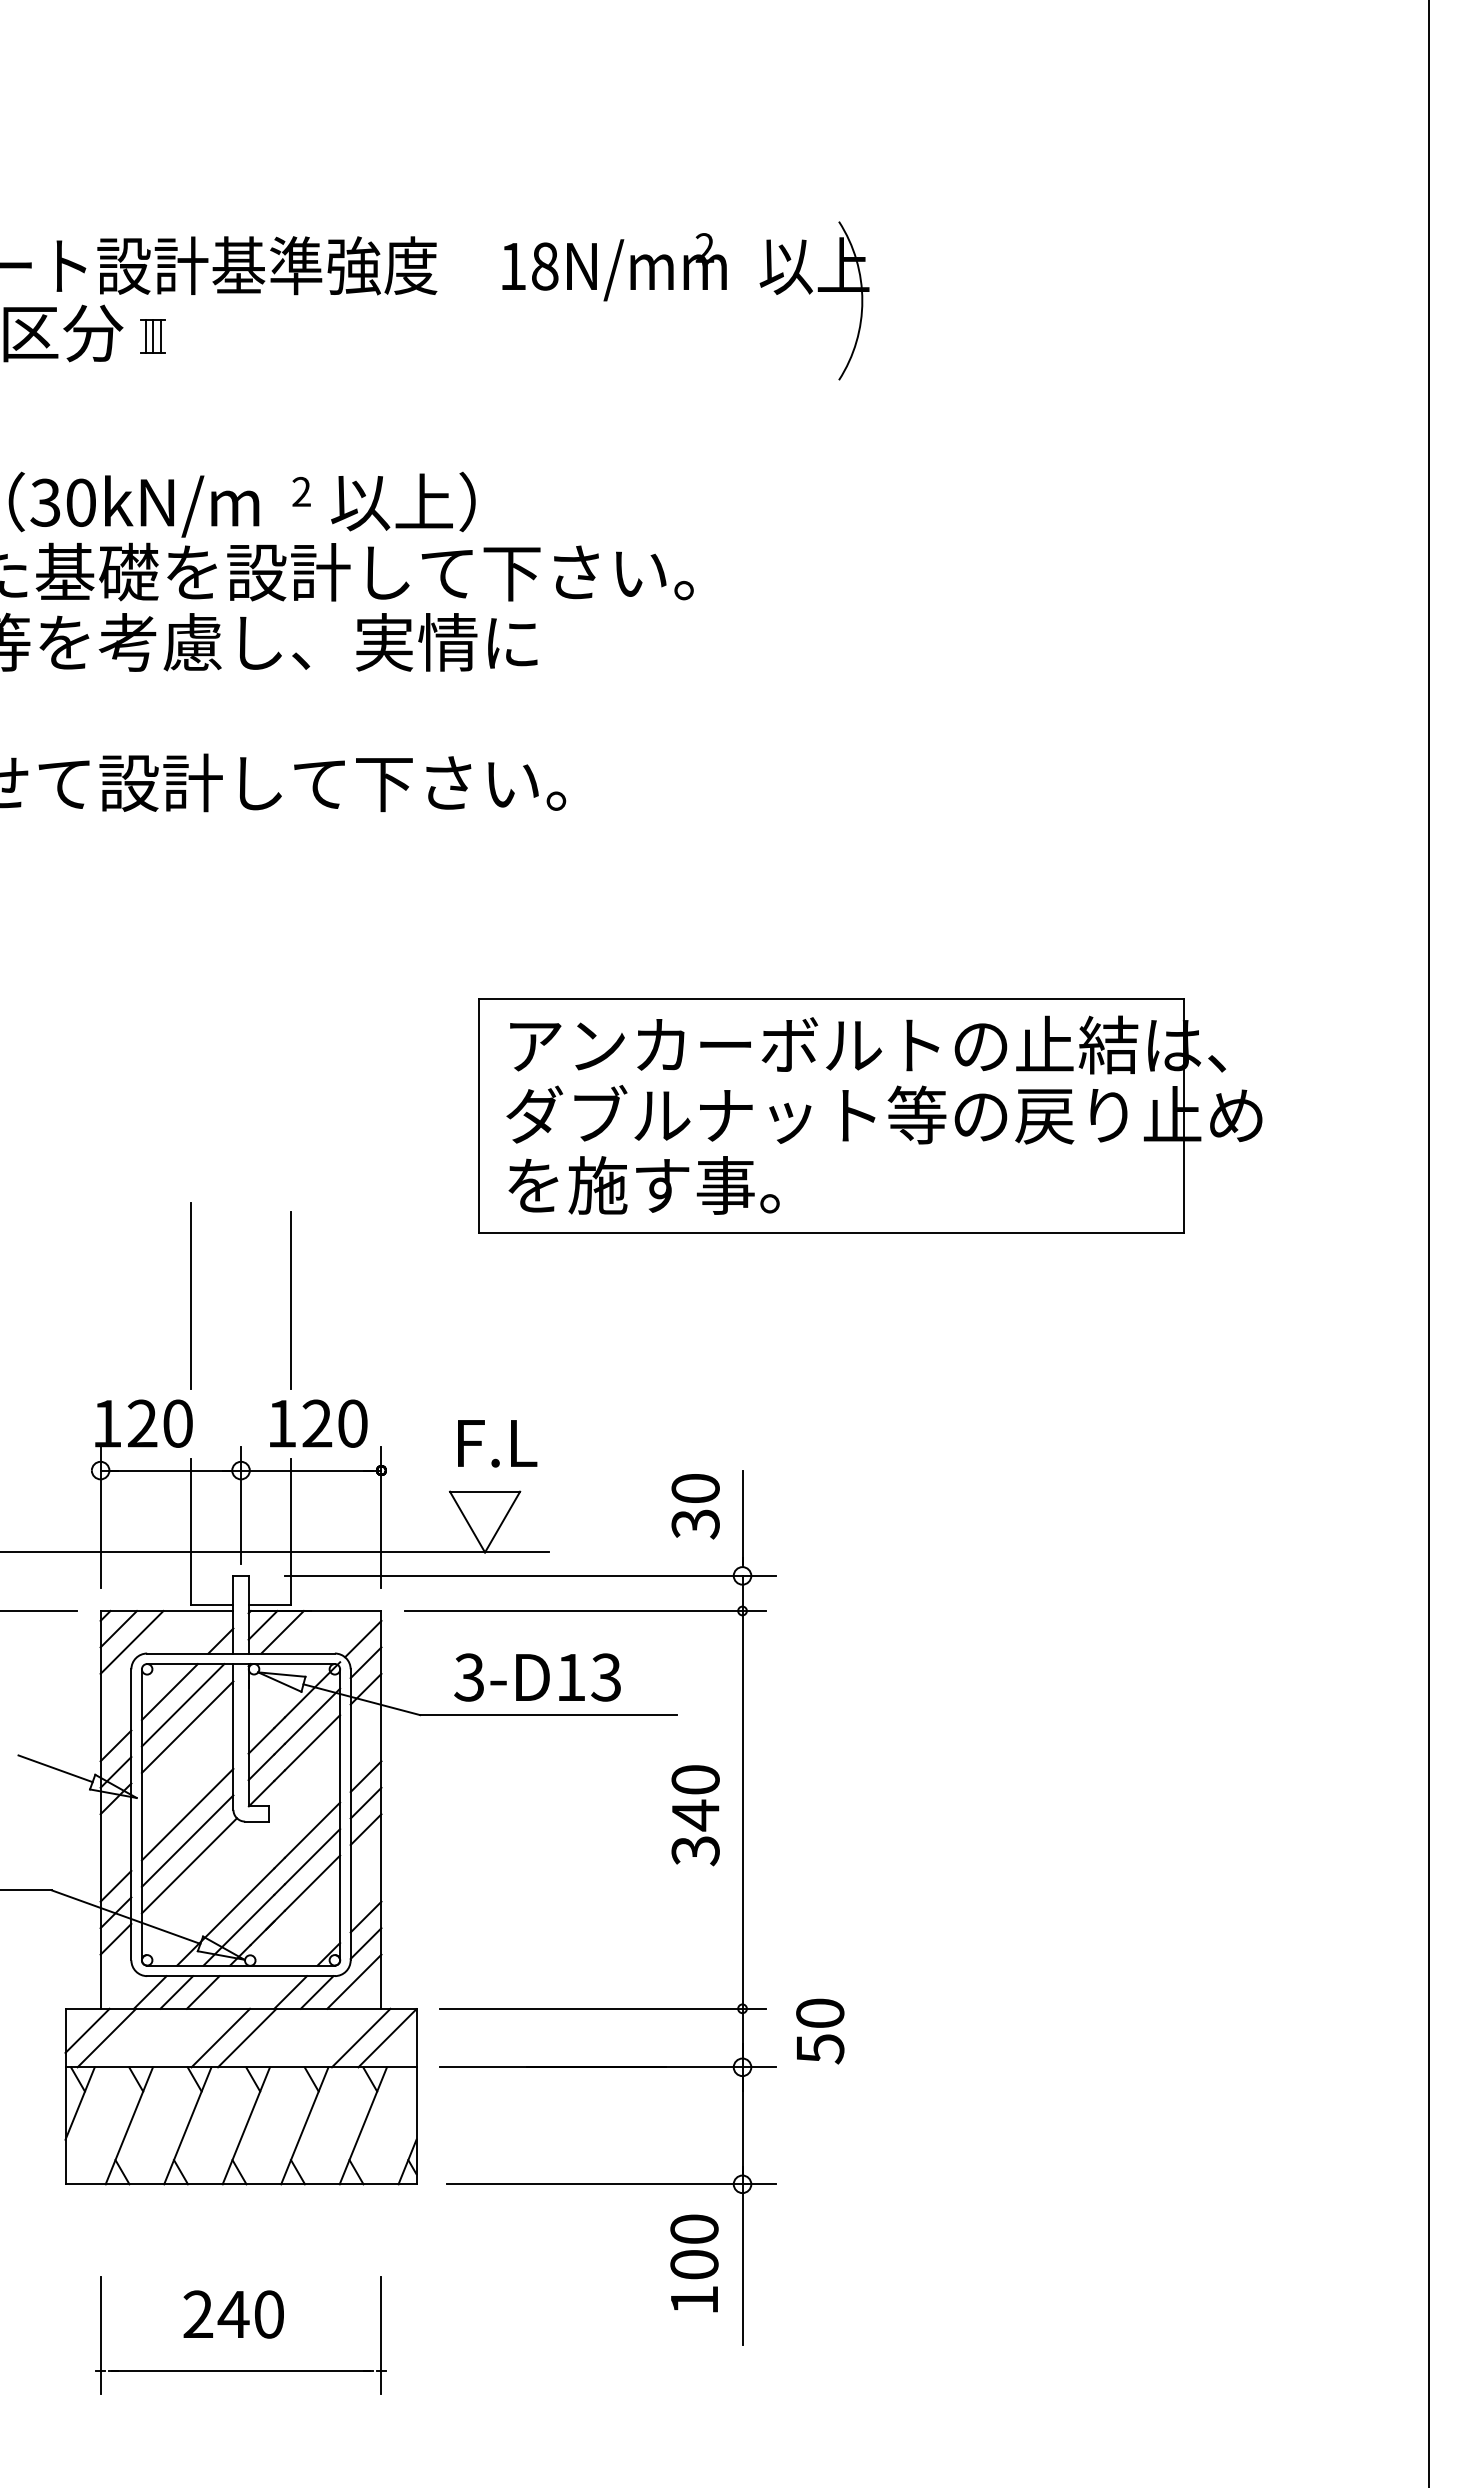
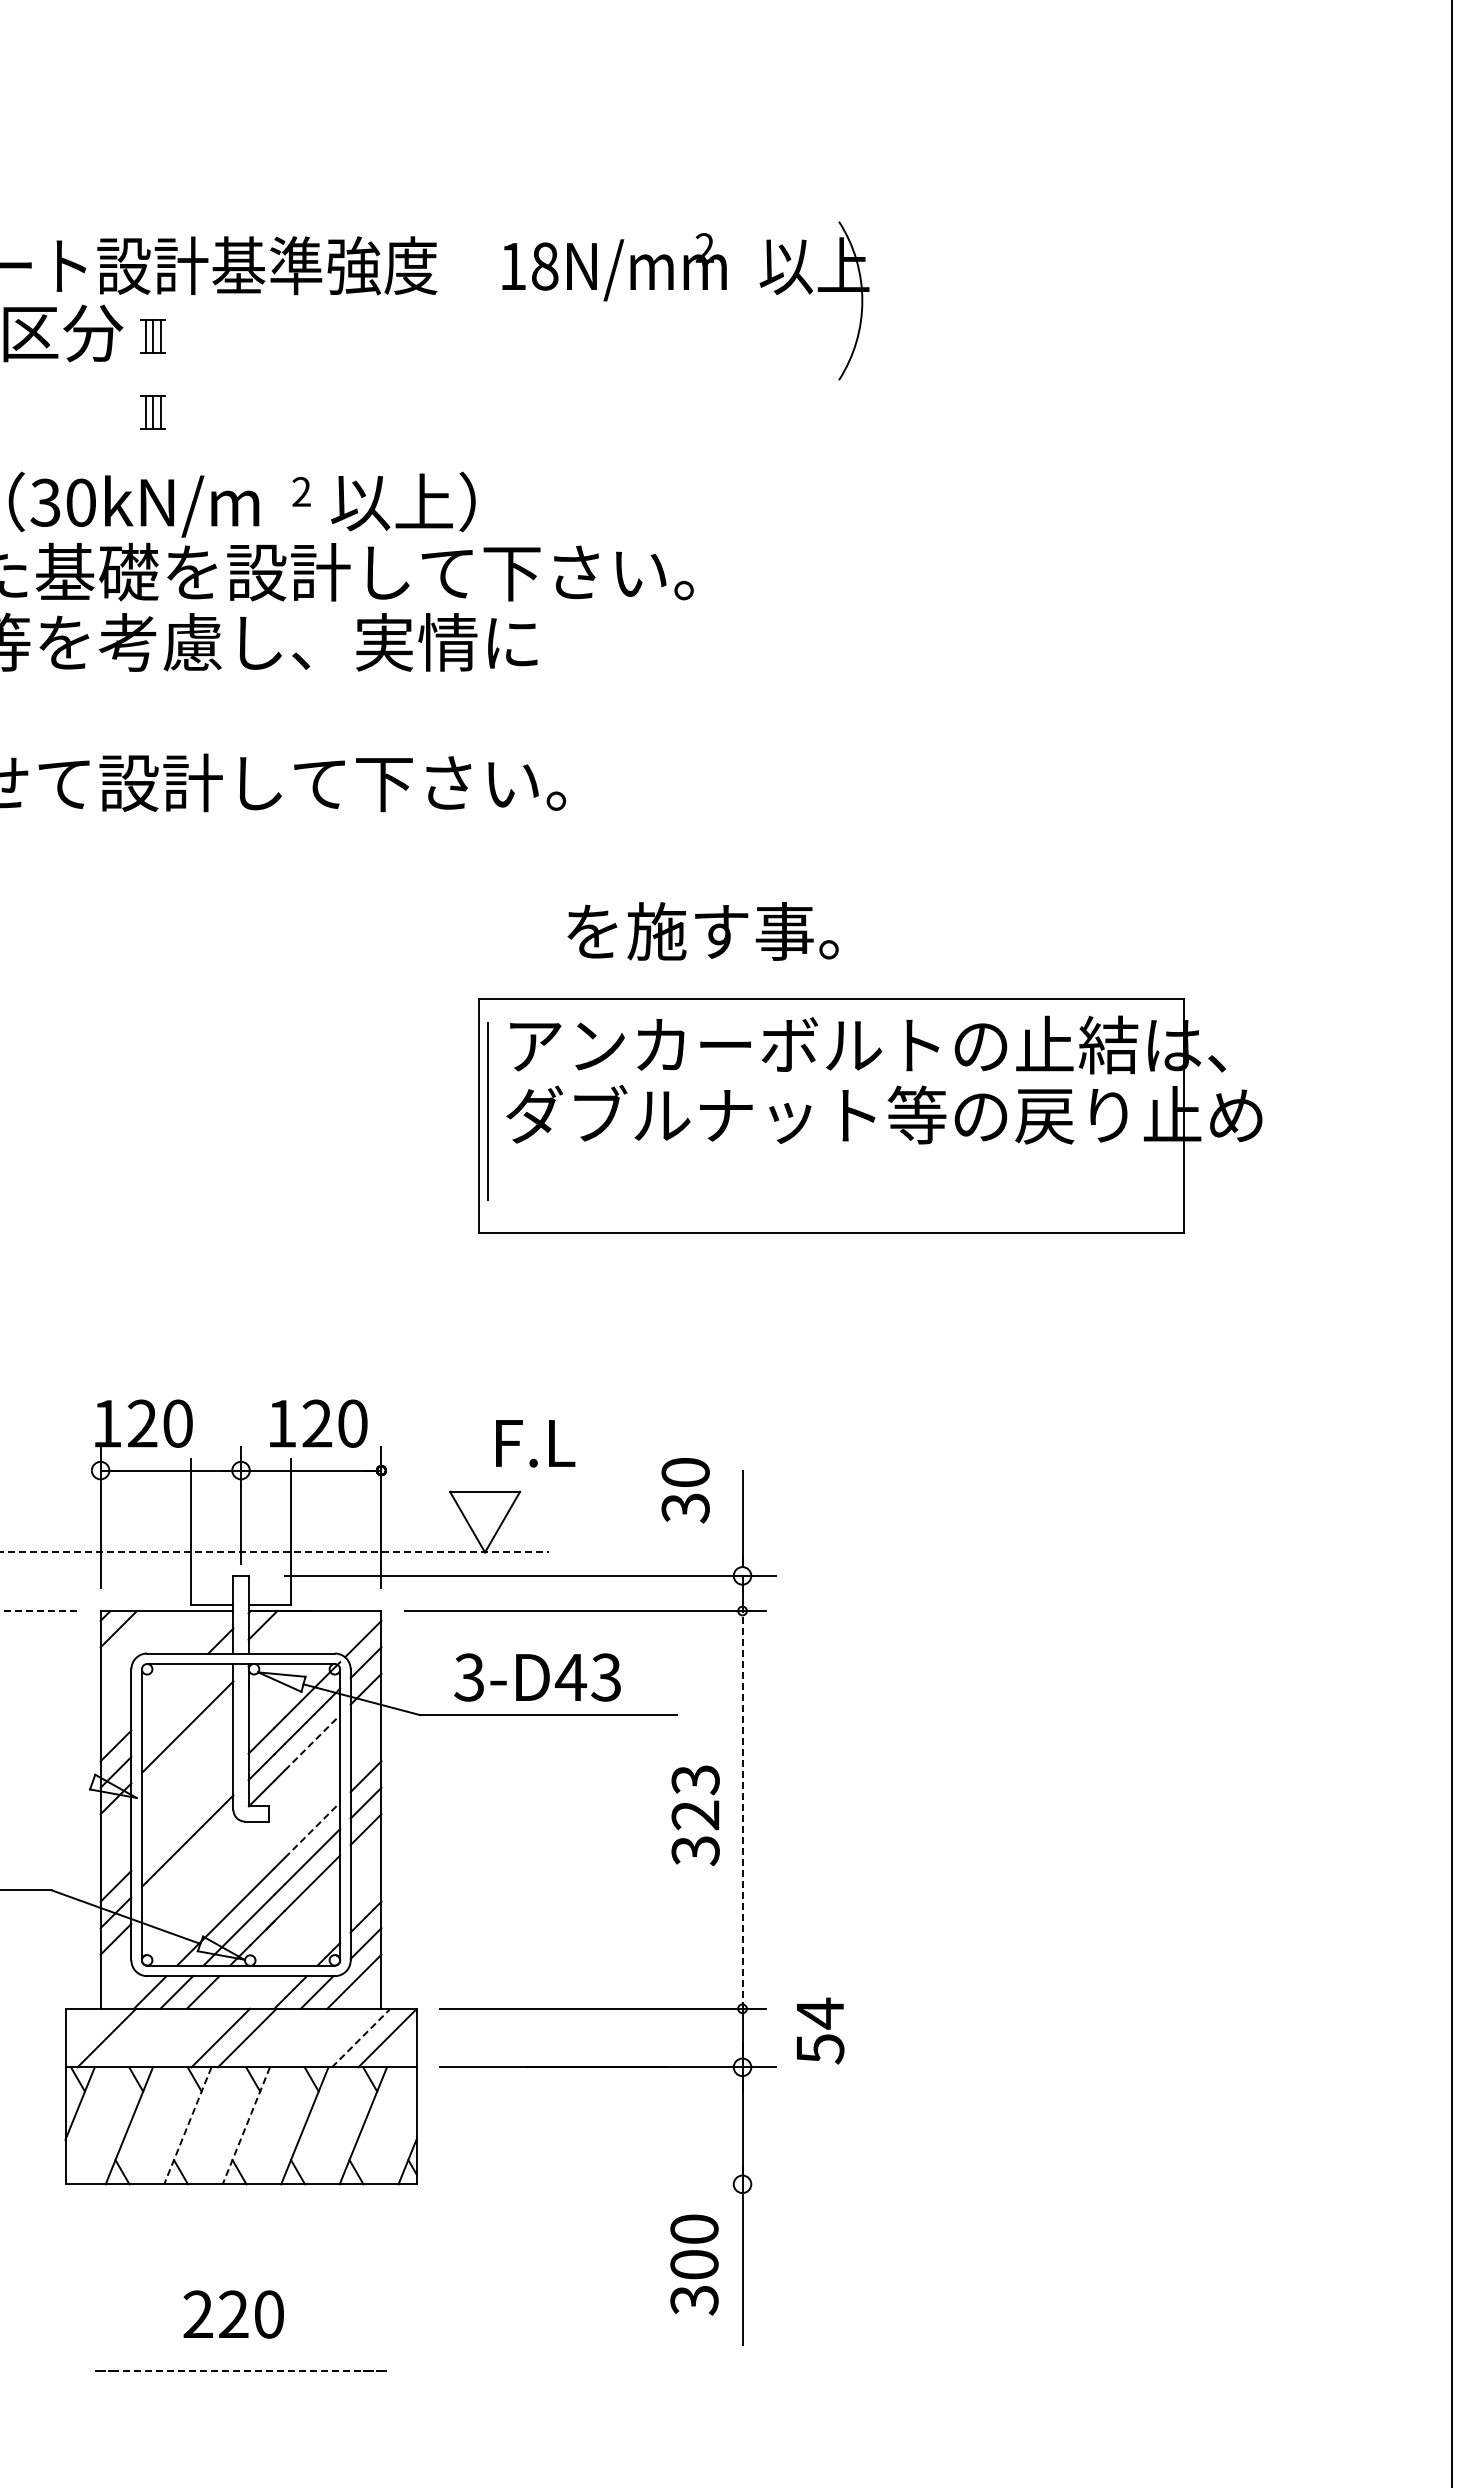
part: none -> present (152, 412)
text position: (643, 1185) -> (702, 931) (702, 931)
line position: (1428, 1243) -> (1451, 1243) (1451, 1243)
line: present -> none (190, 1295)
line position: (290, 1300) -> (487, 1111) (487, 1111)
text position: (497, 1443) -> (535, 1443) (535, 1443)
text position: (695, 1506) -> (685, 1490) (685, 1490)
line: solid -> dashed (275, 1552)
line: solid -> dashed (38, 1610)
line: present -> none (282, 1631)
line: present -> none (131, 1641)
text: 3-D13 -> 3-D43 (570, 1677)
line: present -> none (169, 1692)
line: present -> none (182, 1705)
line: solid -> dashed (312, 1742)
line: present -> none (55, 1768)
text: 340 -> 323 (695, 1798)
line: solid -> dashed (742, 1809)
line: present -> none (187, 1814)
line: solid -> dashed (312, 1829)
line: present -> none (189, 1865)
text: 50 -> 54 (820, 2013)
line: present -> none (87, 2030)
line: solid -> dashed (361, 2037)
line: solid -> dashed (187, 2126)
line: solid -> dashed (246, 2126)
line: present -> none (611, 2184)
text: 100 -> 300 (694, 2300)
text: 240 -> 220 (233, 2313)
line: present -> none (100, 2334)
line: present -> none (381, 2334)
line: solid -> dashed (241, 2370)
